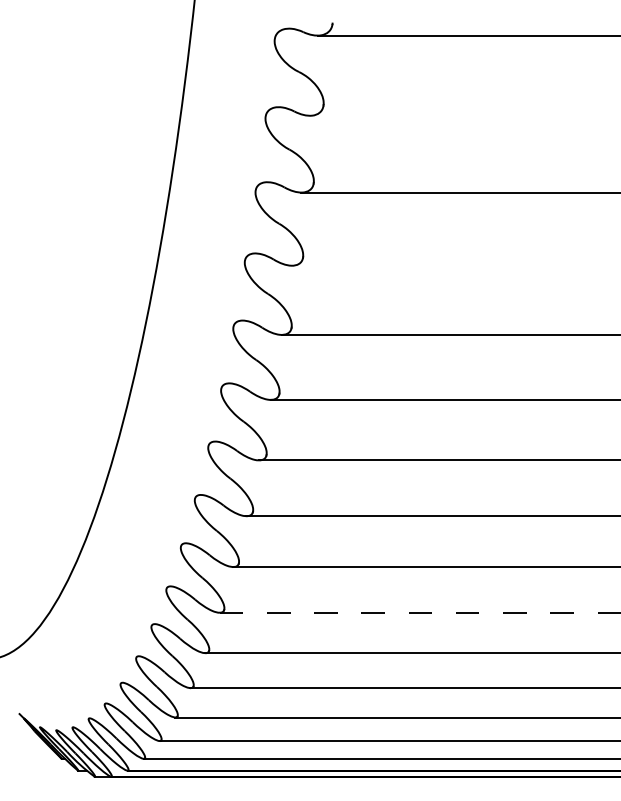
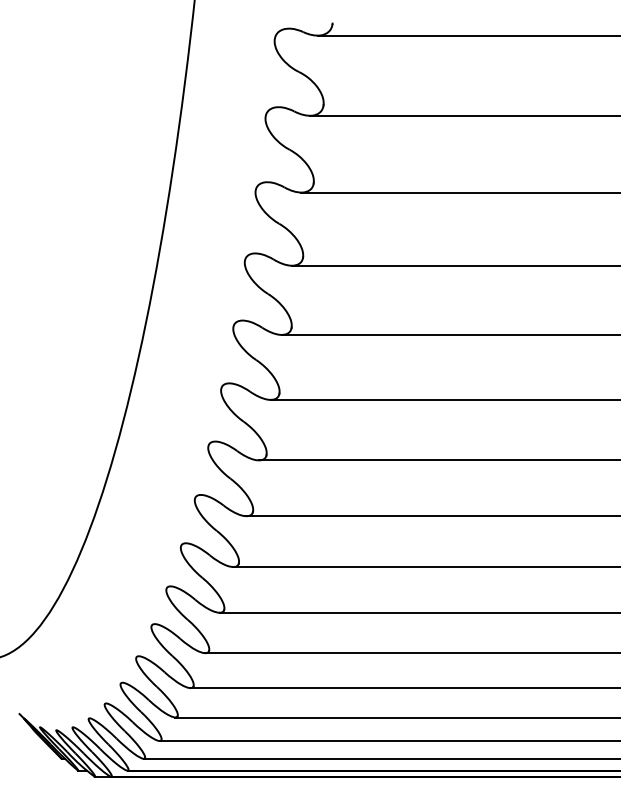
line: none -> present (463, 115)
line: none -> present (454, 265)
line: dashed -> solid (420, 612)
